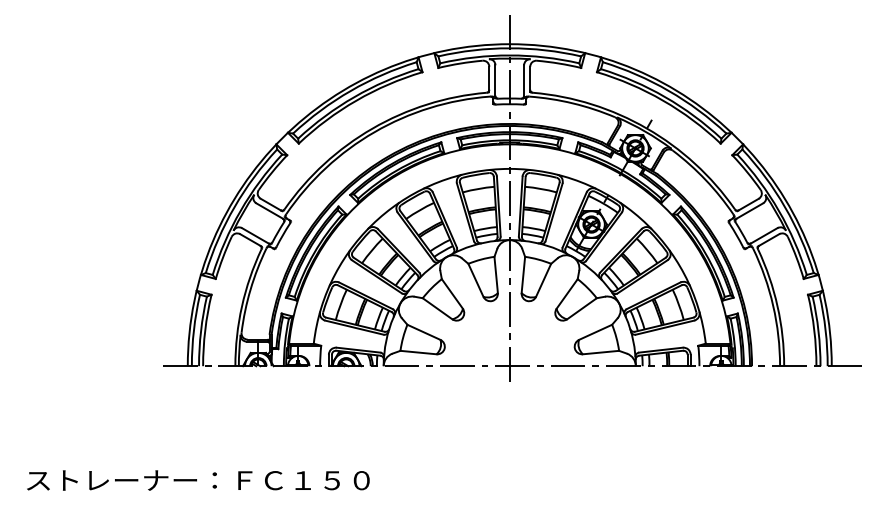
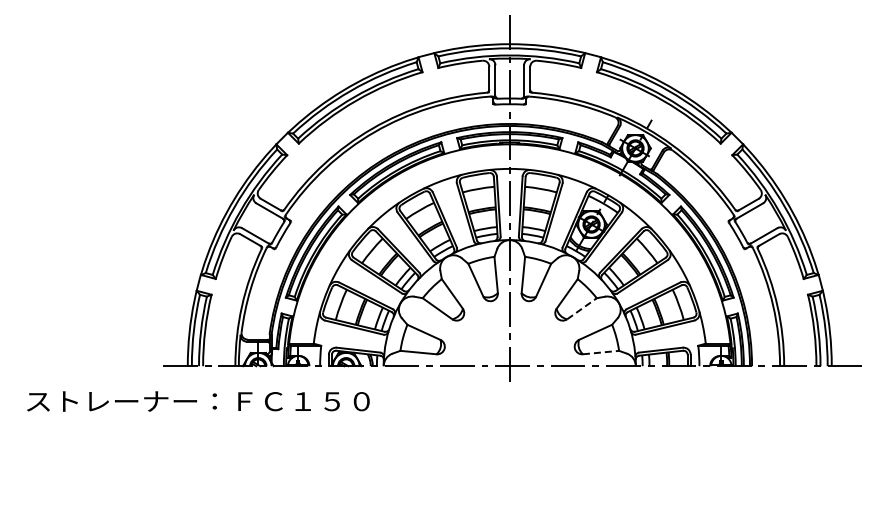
line: solid -> dashed (582, 308)
line: solid -> dashed (601, 352)
text position: (198, 480) -> (198, 401) (198, 401)
